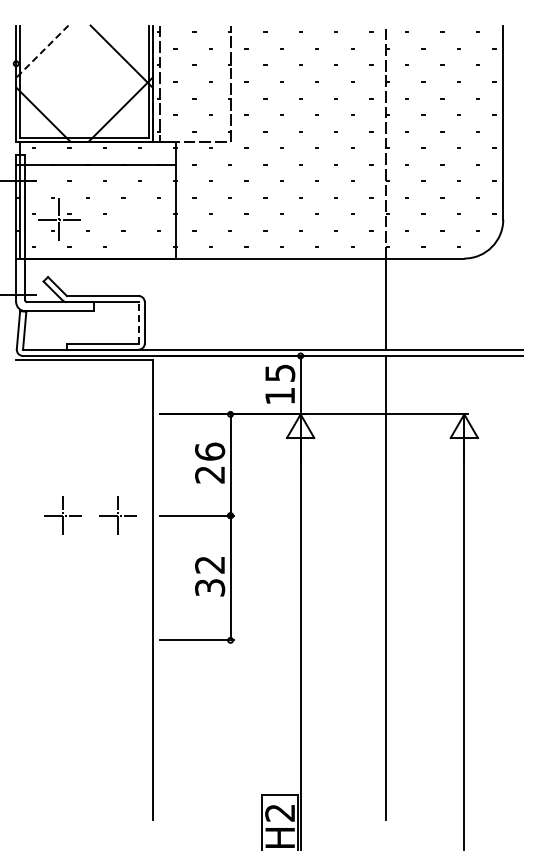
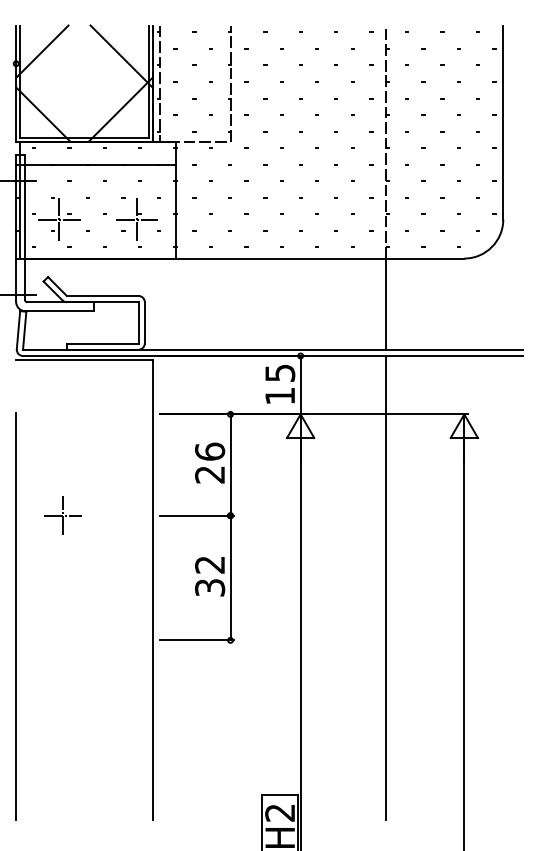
line: dashed -> solid (42, 52)
part: none -> present (136, 222)
line: dashed -> solid (138, 322)
part: present -> none (117, 515)
line: none -> present (16, 616)
